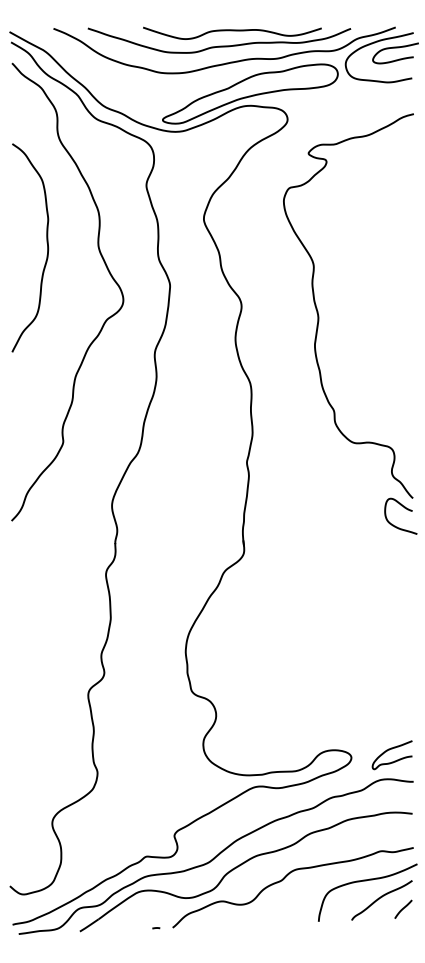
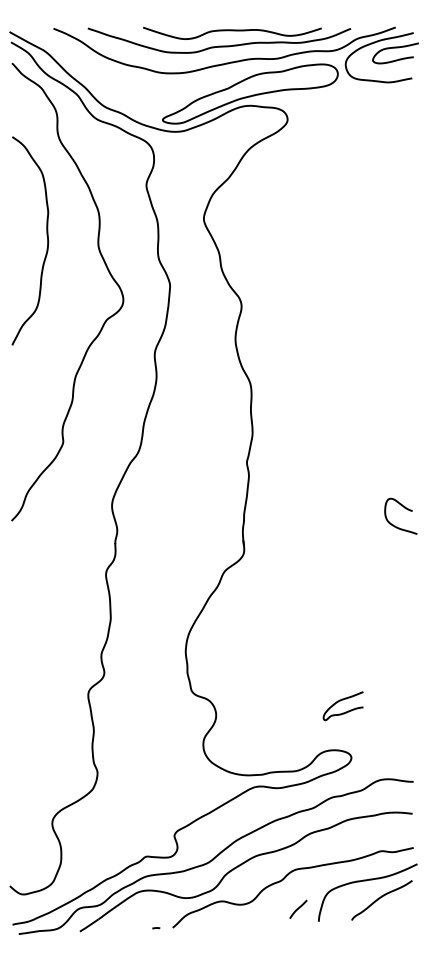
curve position: (46, 243) -> (46, 236) (46, 236)
curve: present -> none (318, 311)
curve position: (389, 750) -> (340, 701) (340, 701)
curve position: (403, 908) -> (298, 908) (298, 908)
